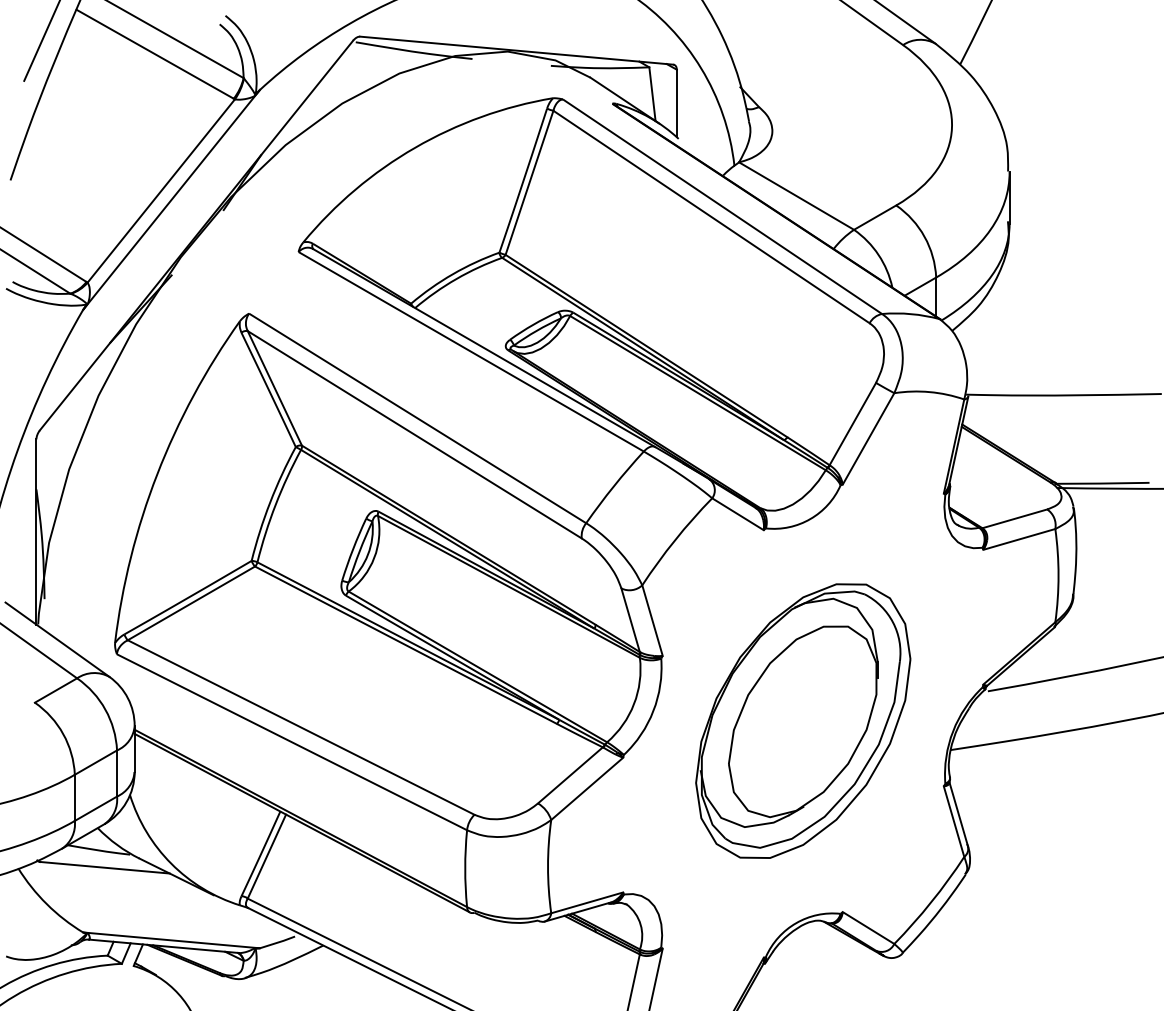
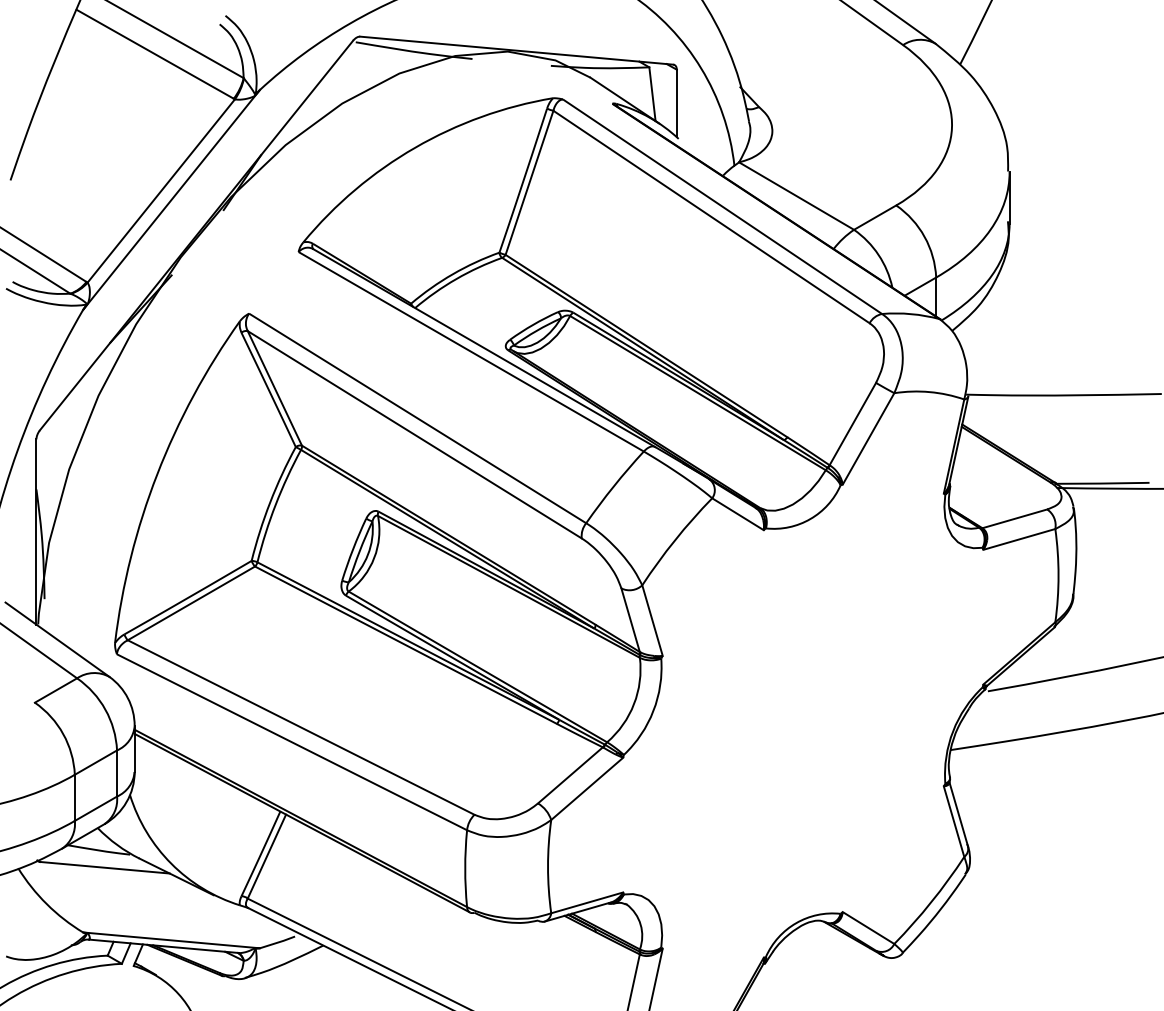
line: present -> none (41, 41)
part: present -> none (803, 720)
